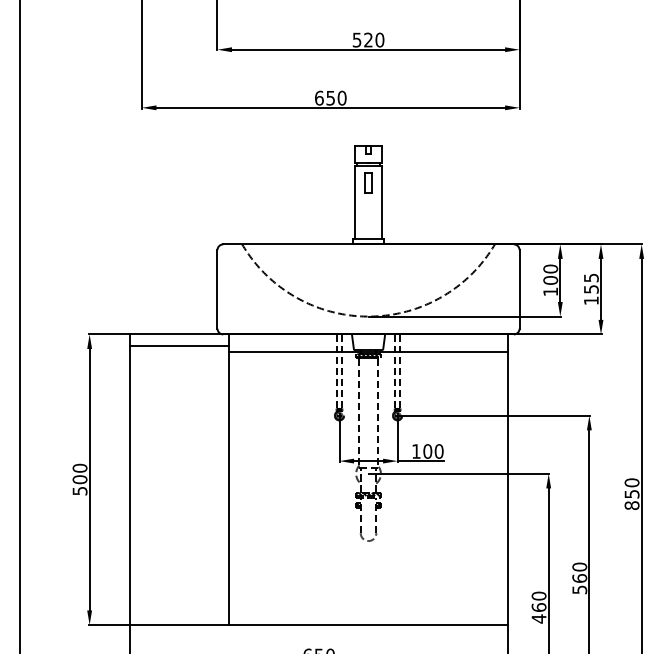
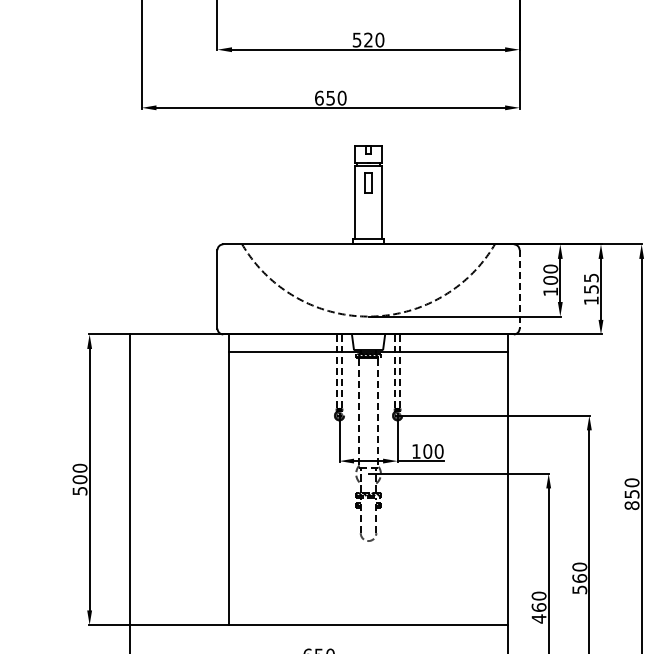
line: solid -> dashed (519, 289)
line: present -> none (19, 326)
line: present -> none (179, 346)
